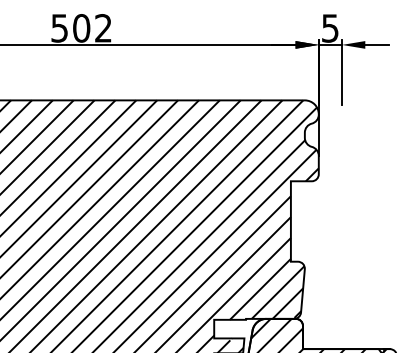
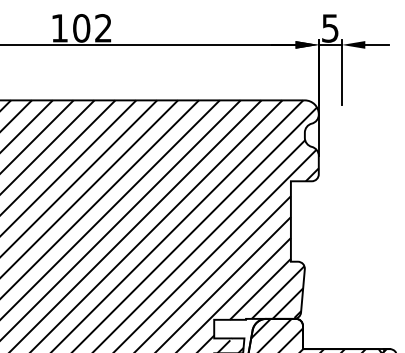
text: 502 -> 102 (59, 28)
